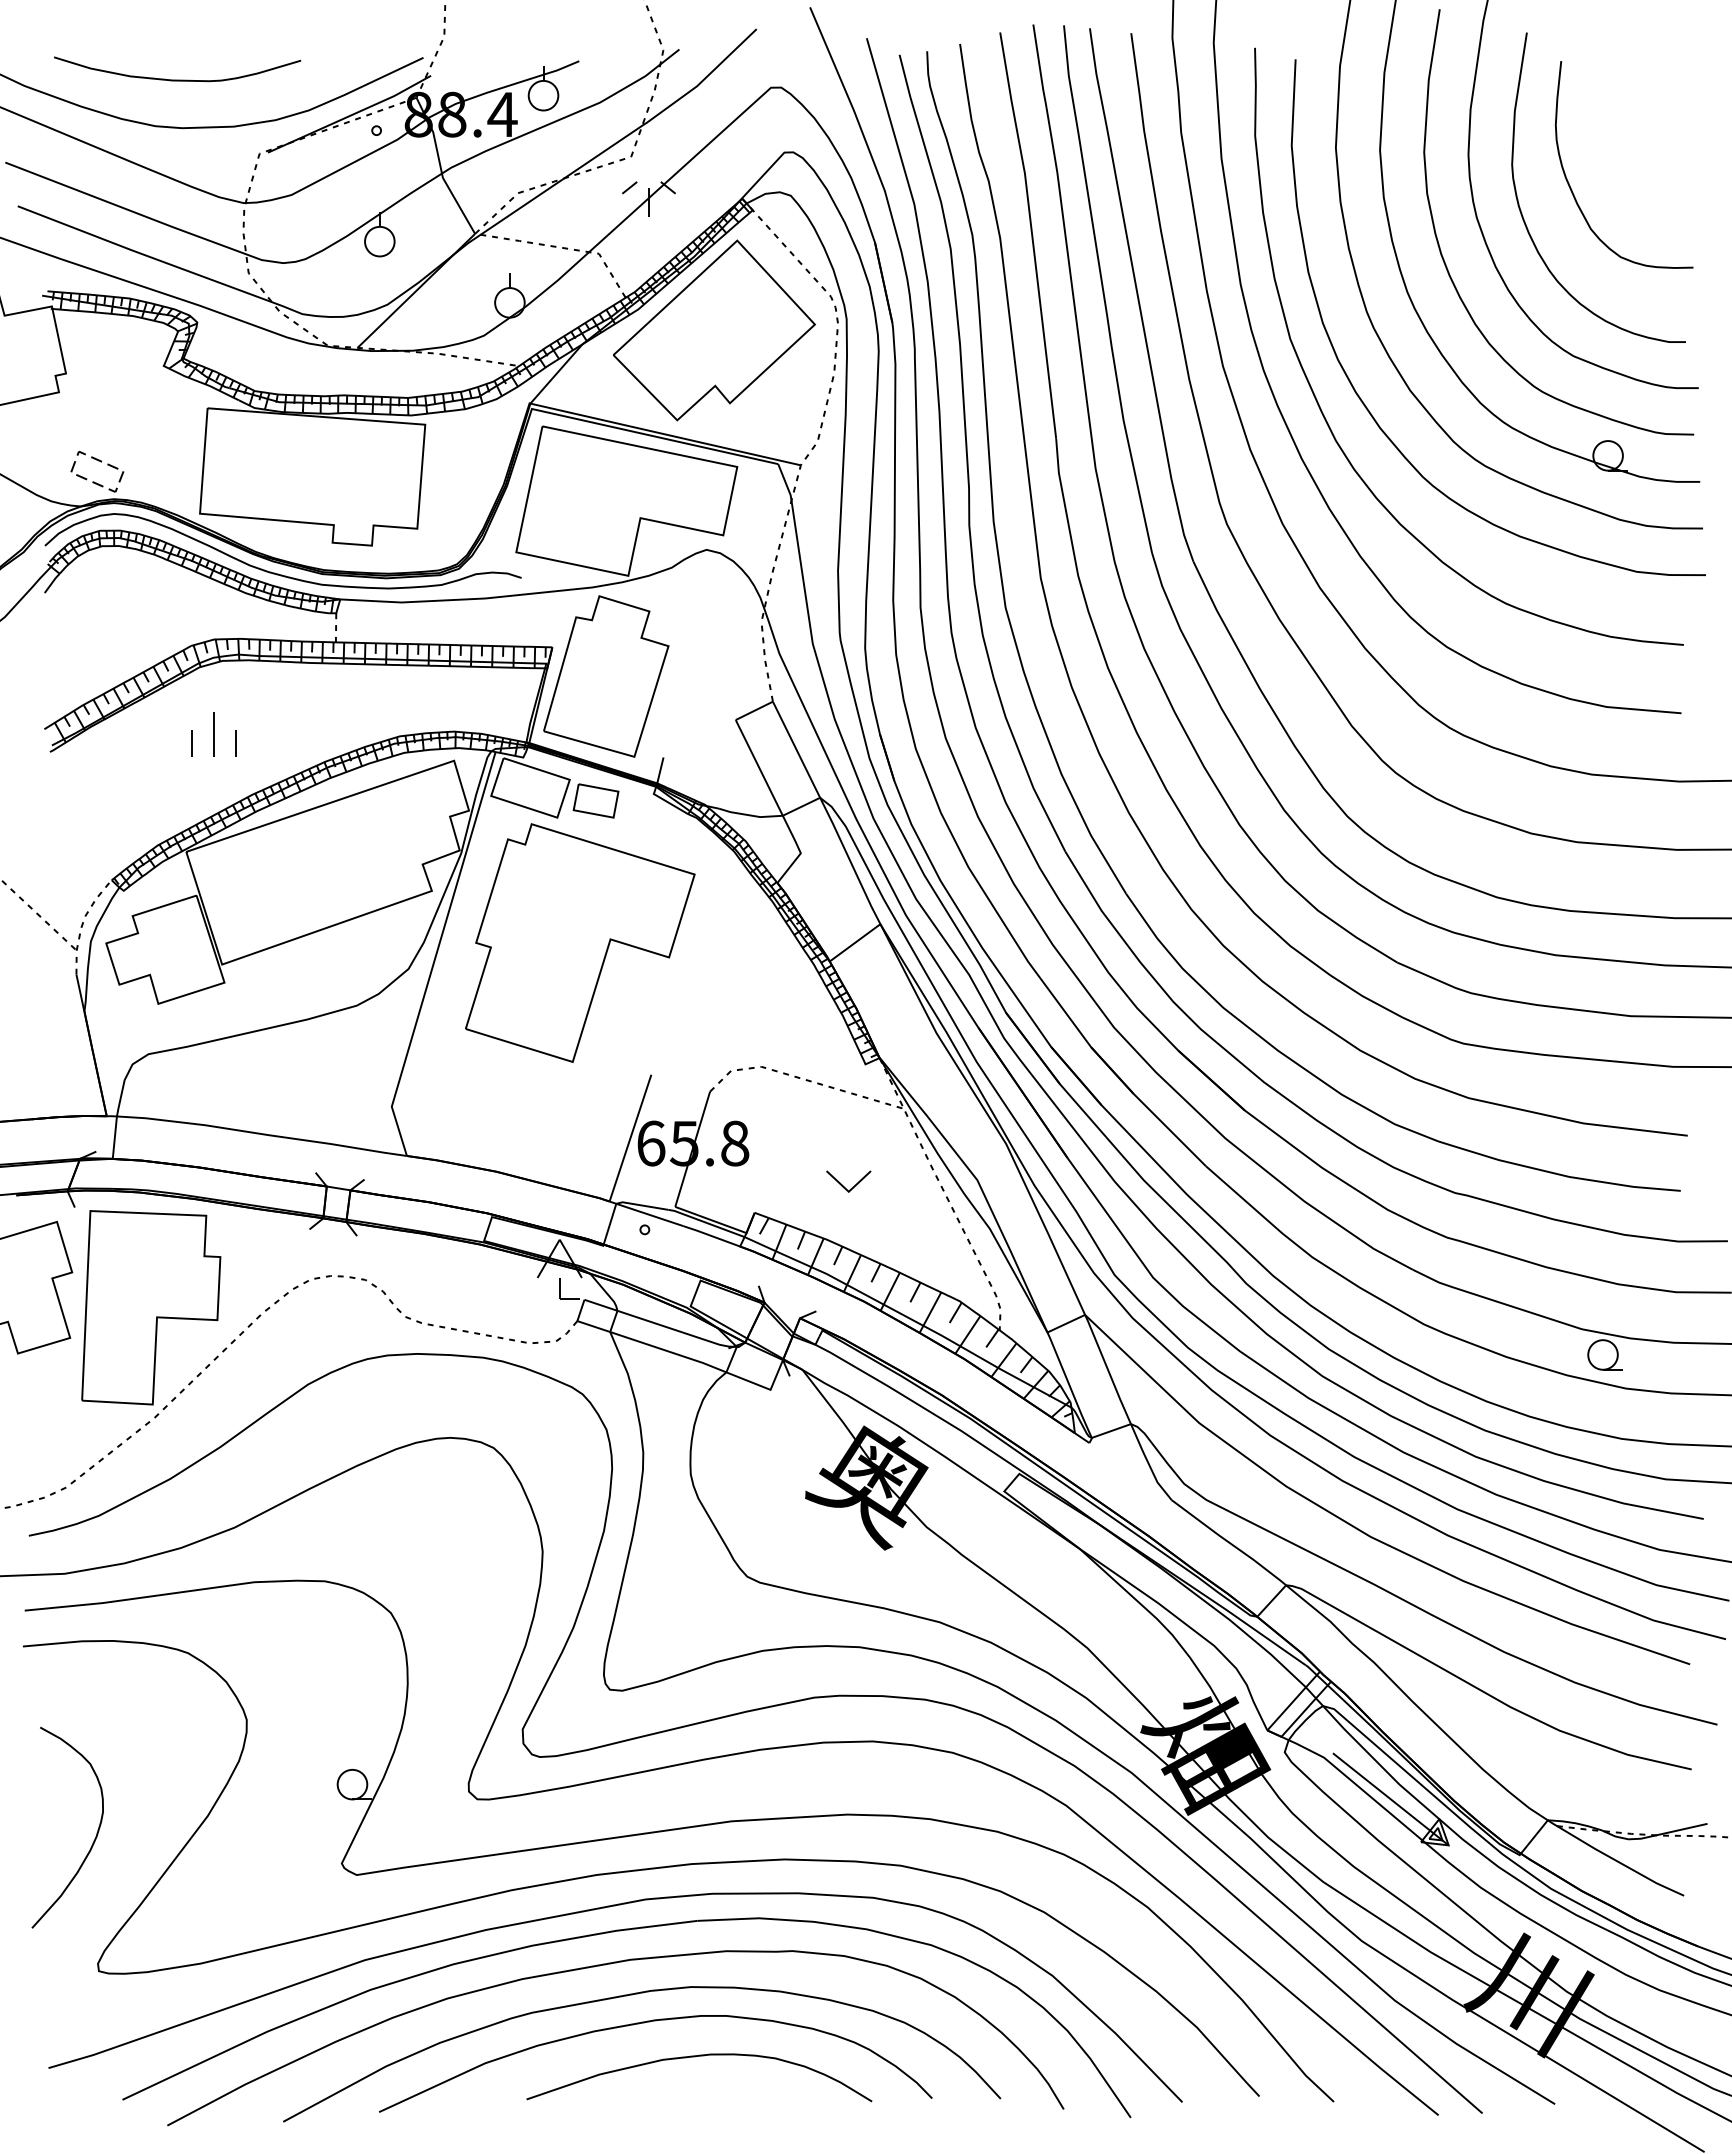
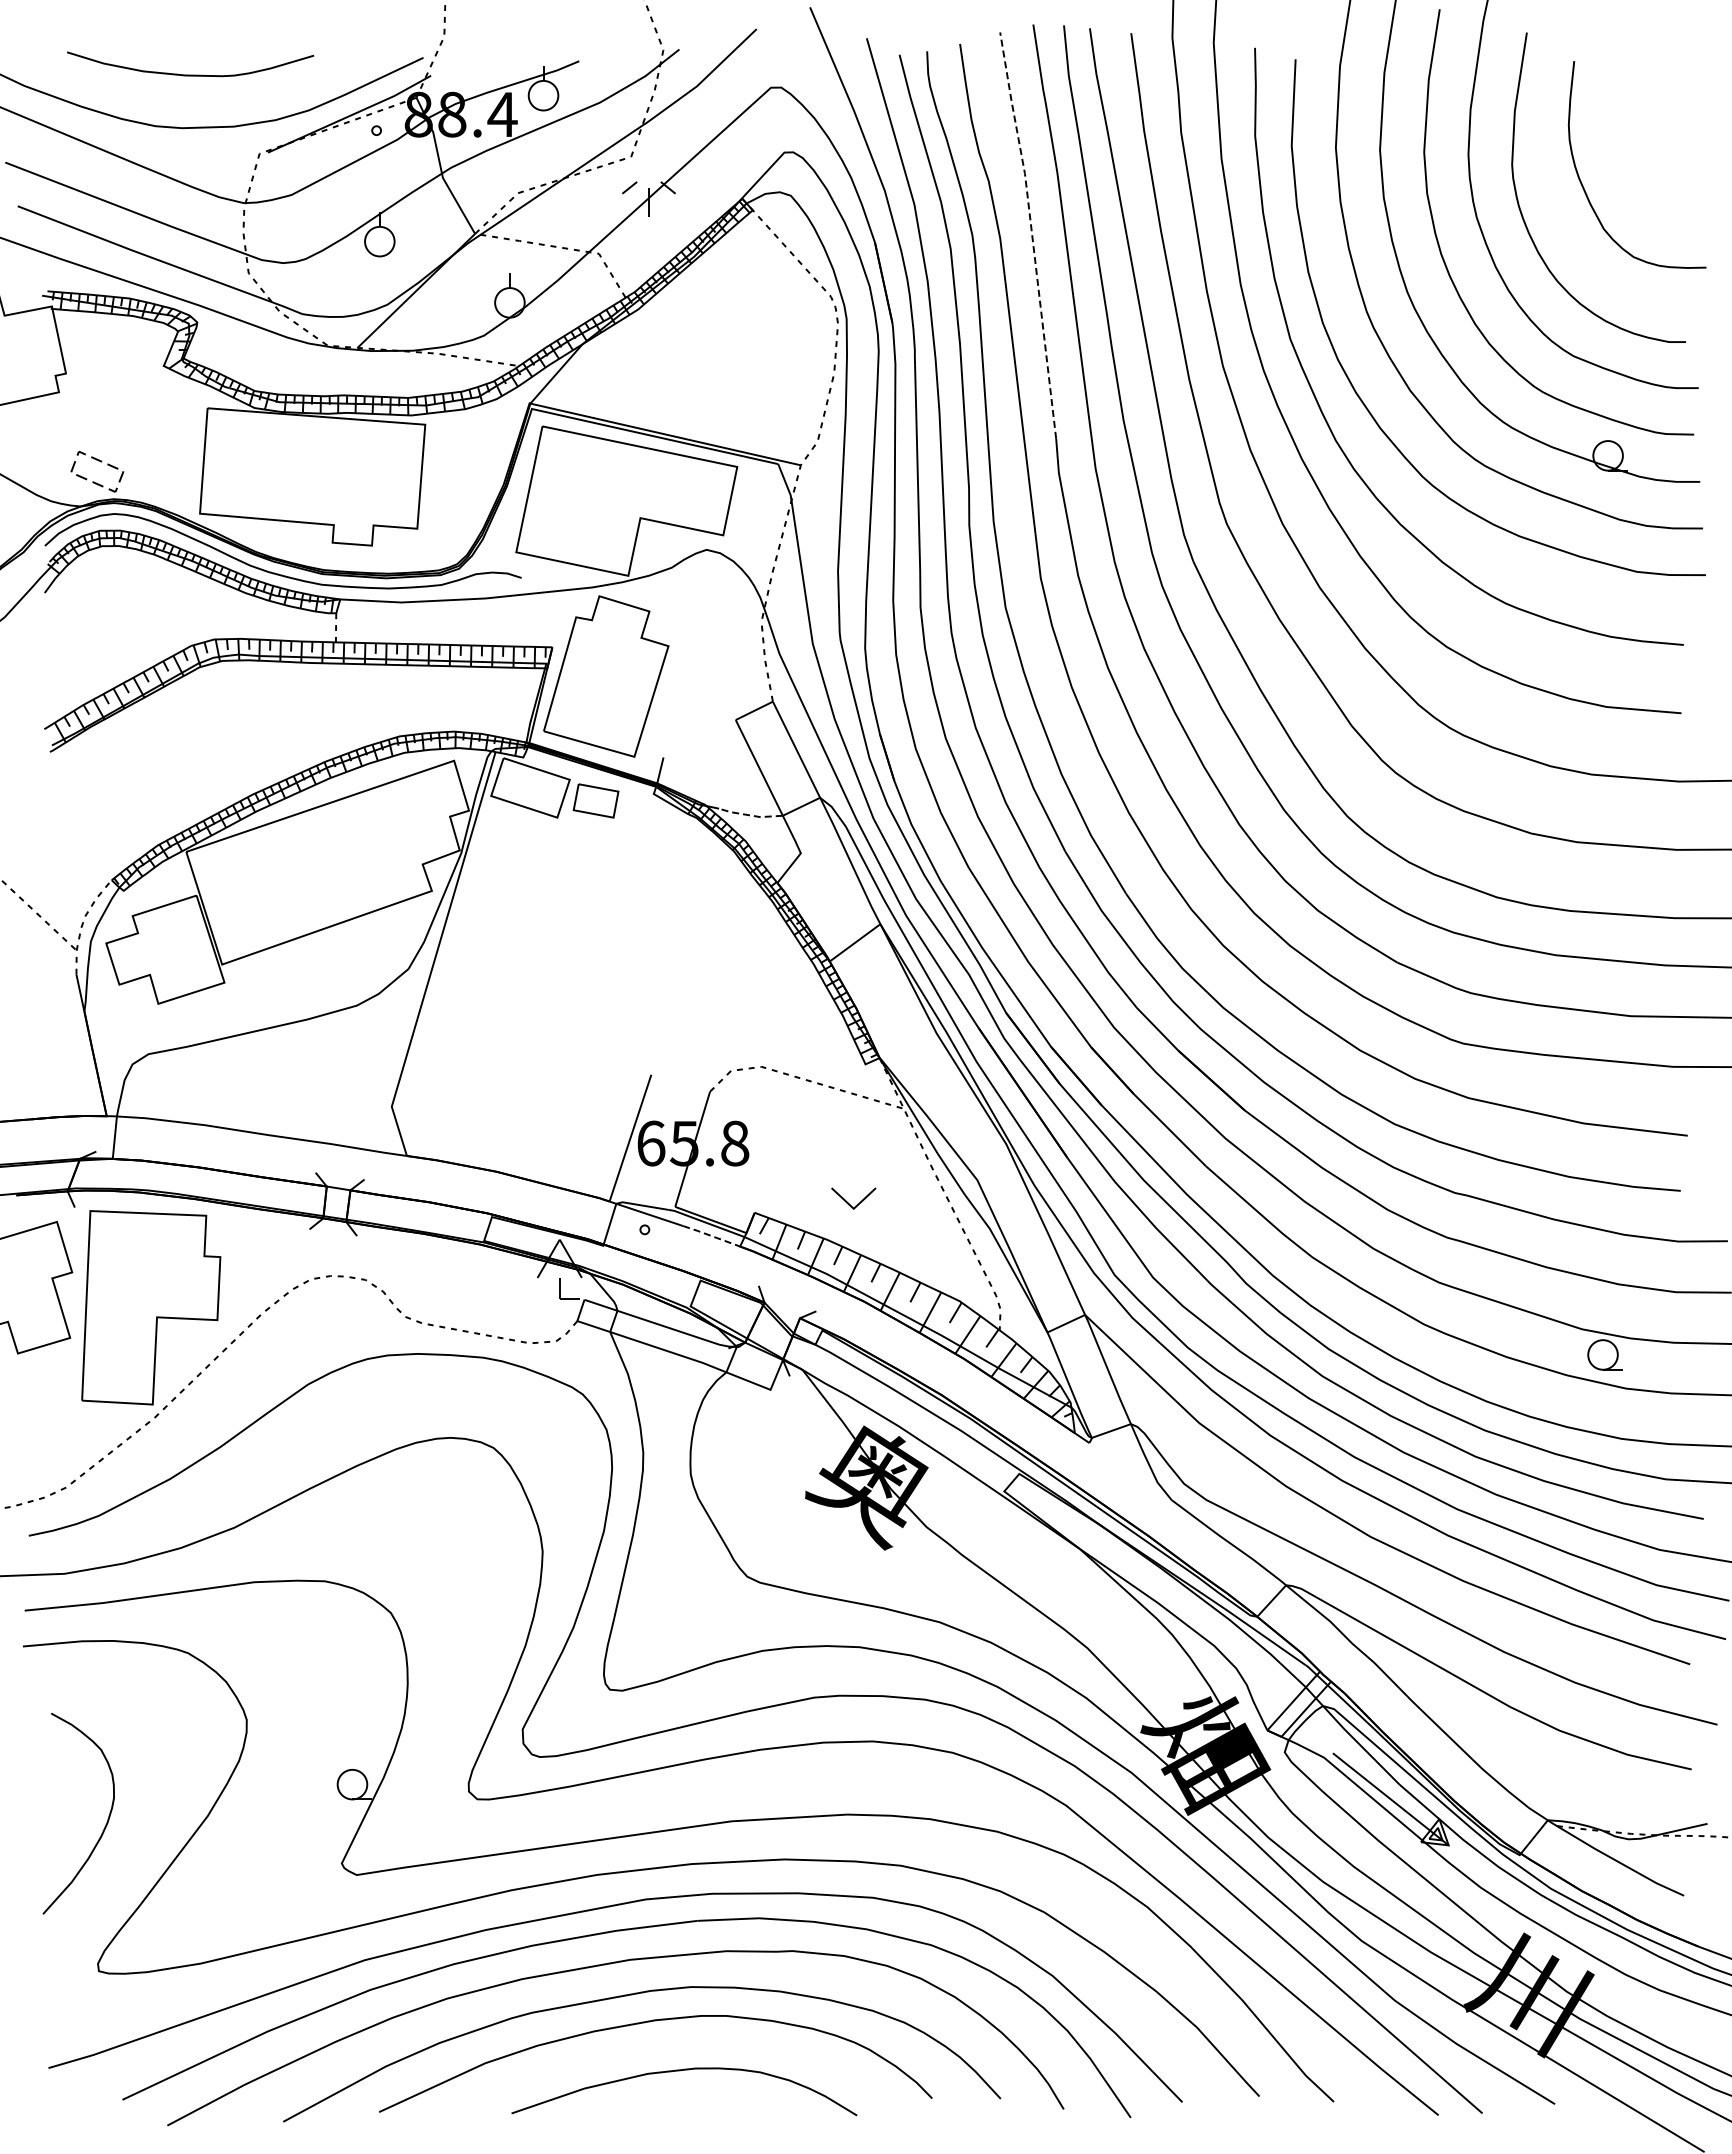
curve position: (177, 79) -> (190, 74) (190, 74)
curve position: (1571, 187) -> (1584, 187) (1584, 187)
line: solid -> dashed (1032, 233)
part: present -> none (714, 330)
part: present -> none (213, 734)
line: solid -> dashed (750, 815)
part: present -> none (580, 942)
part position: (843, 1185) -> (848, 1202) (848, 1202)
line: solid -> dashed (711, 1235)
curve position: (93, 1840) -> (104, 1826) (104, 1826)
curve position: (695, 2057) -> (680, 2071) (680, 2071)
